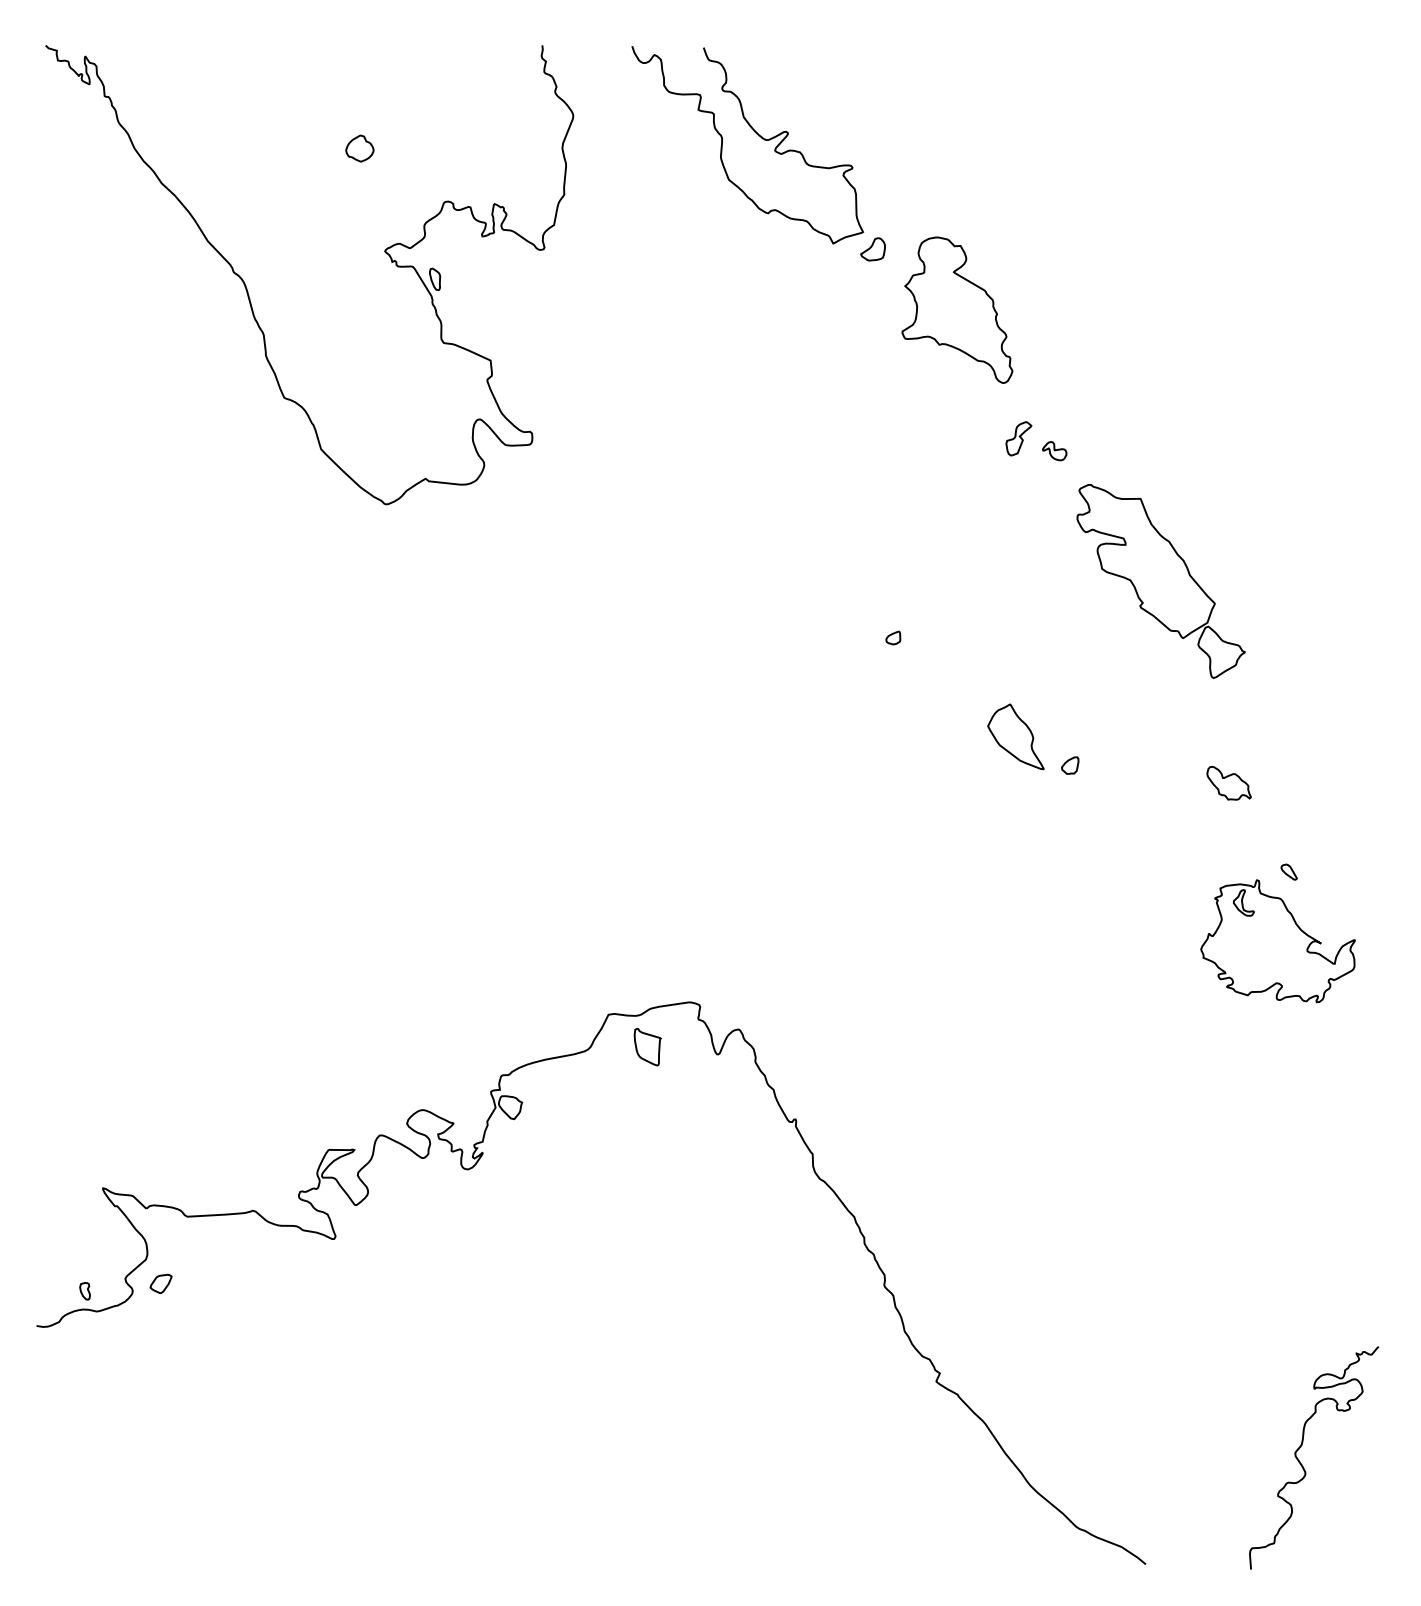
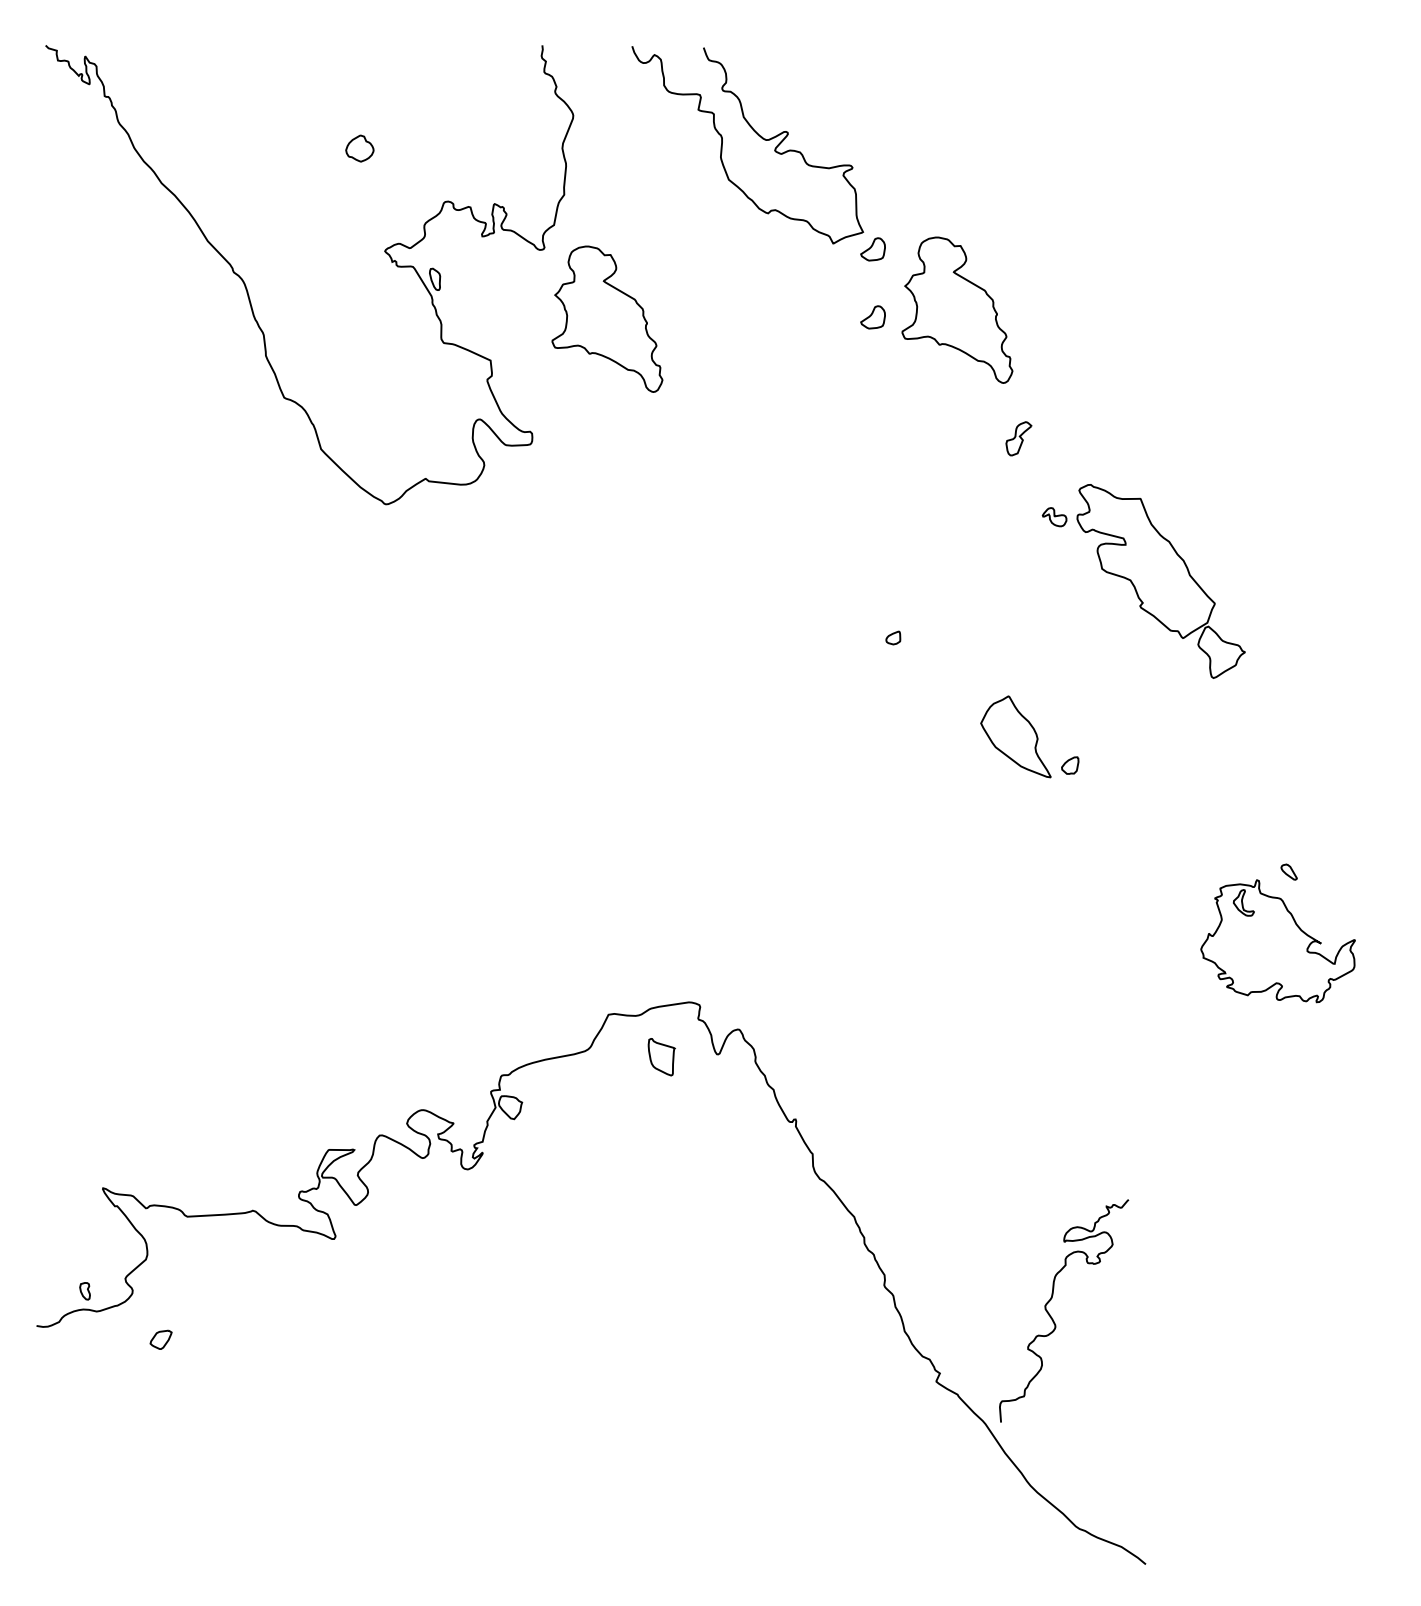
part: none -> present (872, 317)
part: none -> present (607, 318)
part position: (1054, 451) -> (1054, 517) (1054, 517)
part size: 58x68 px -> 72x84 px (1015, 736)
part: present -> none (1228, 782)
part position: (647, 1047) -> (661, 1057) (661, 1057)
part position: (160, 1283) -> (160, 1339) (160, 1339)
curve position: (1302, 1464) -> (1052, 1317) (1052, 1317)
